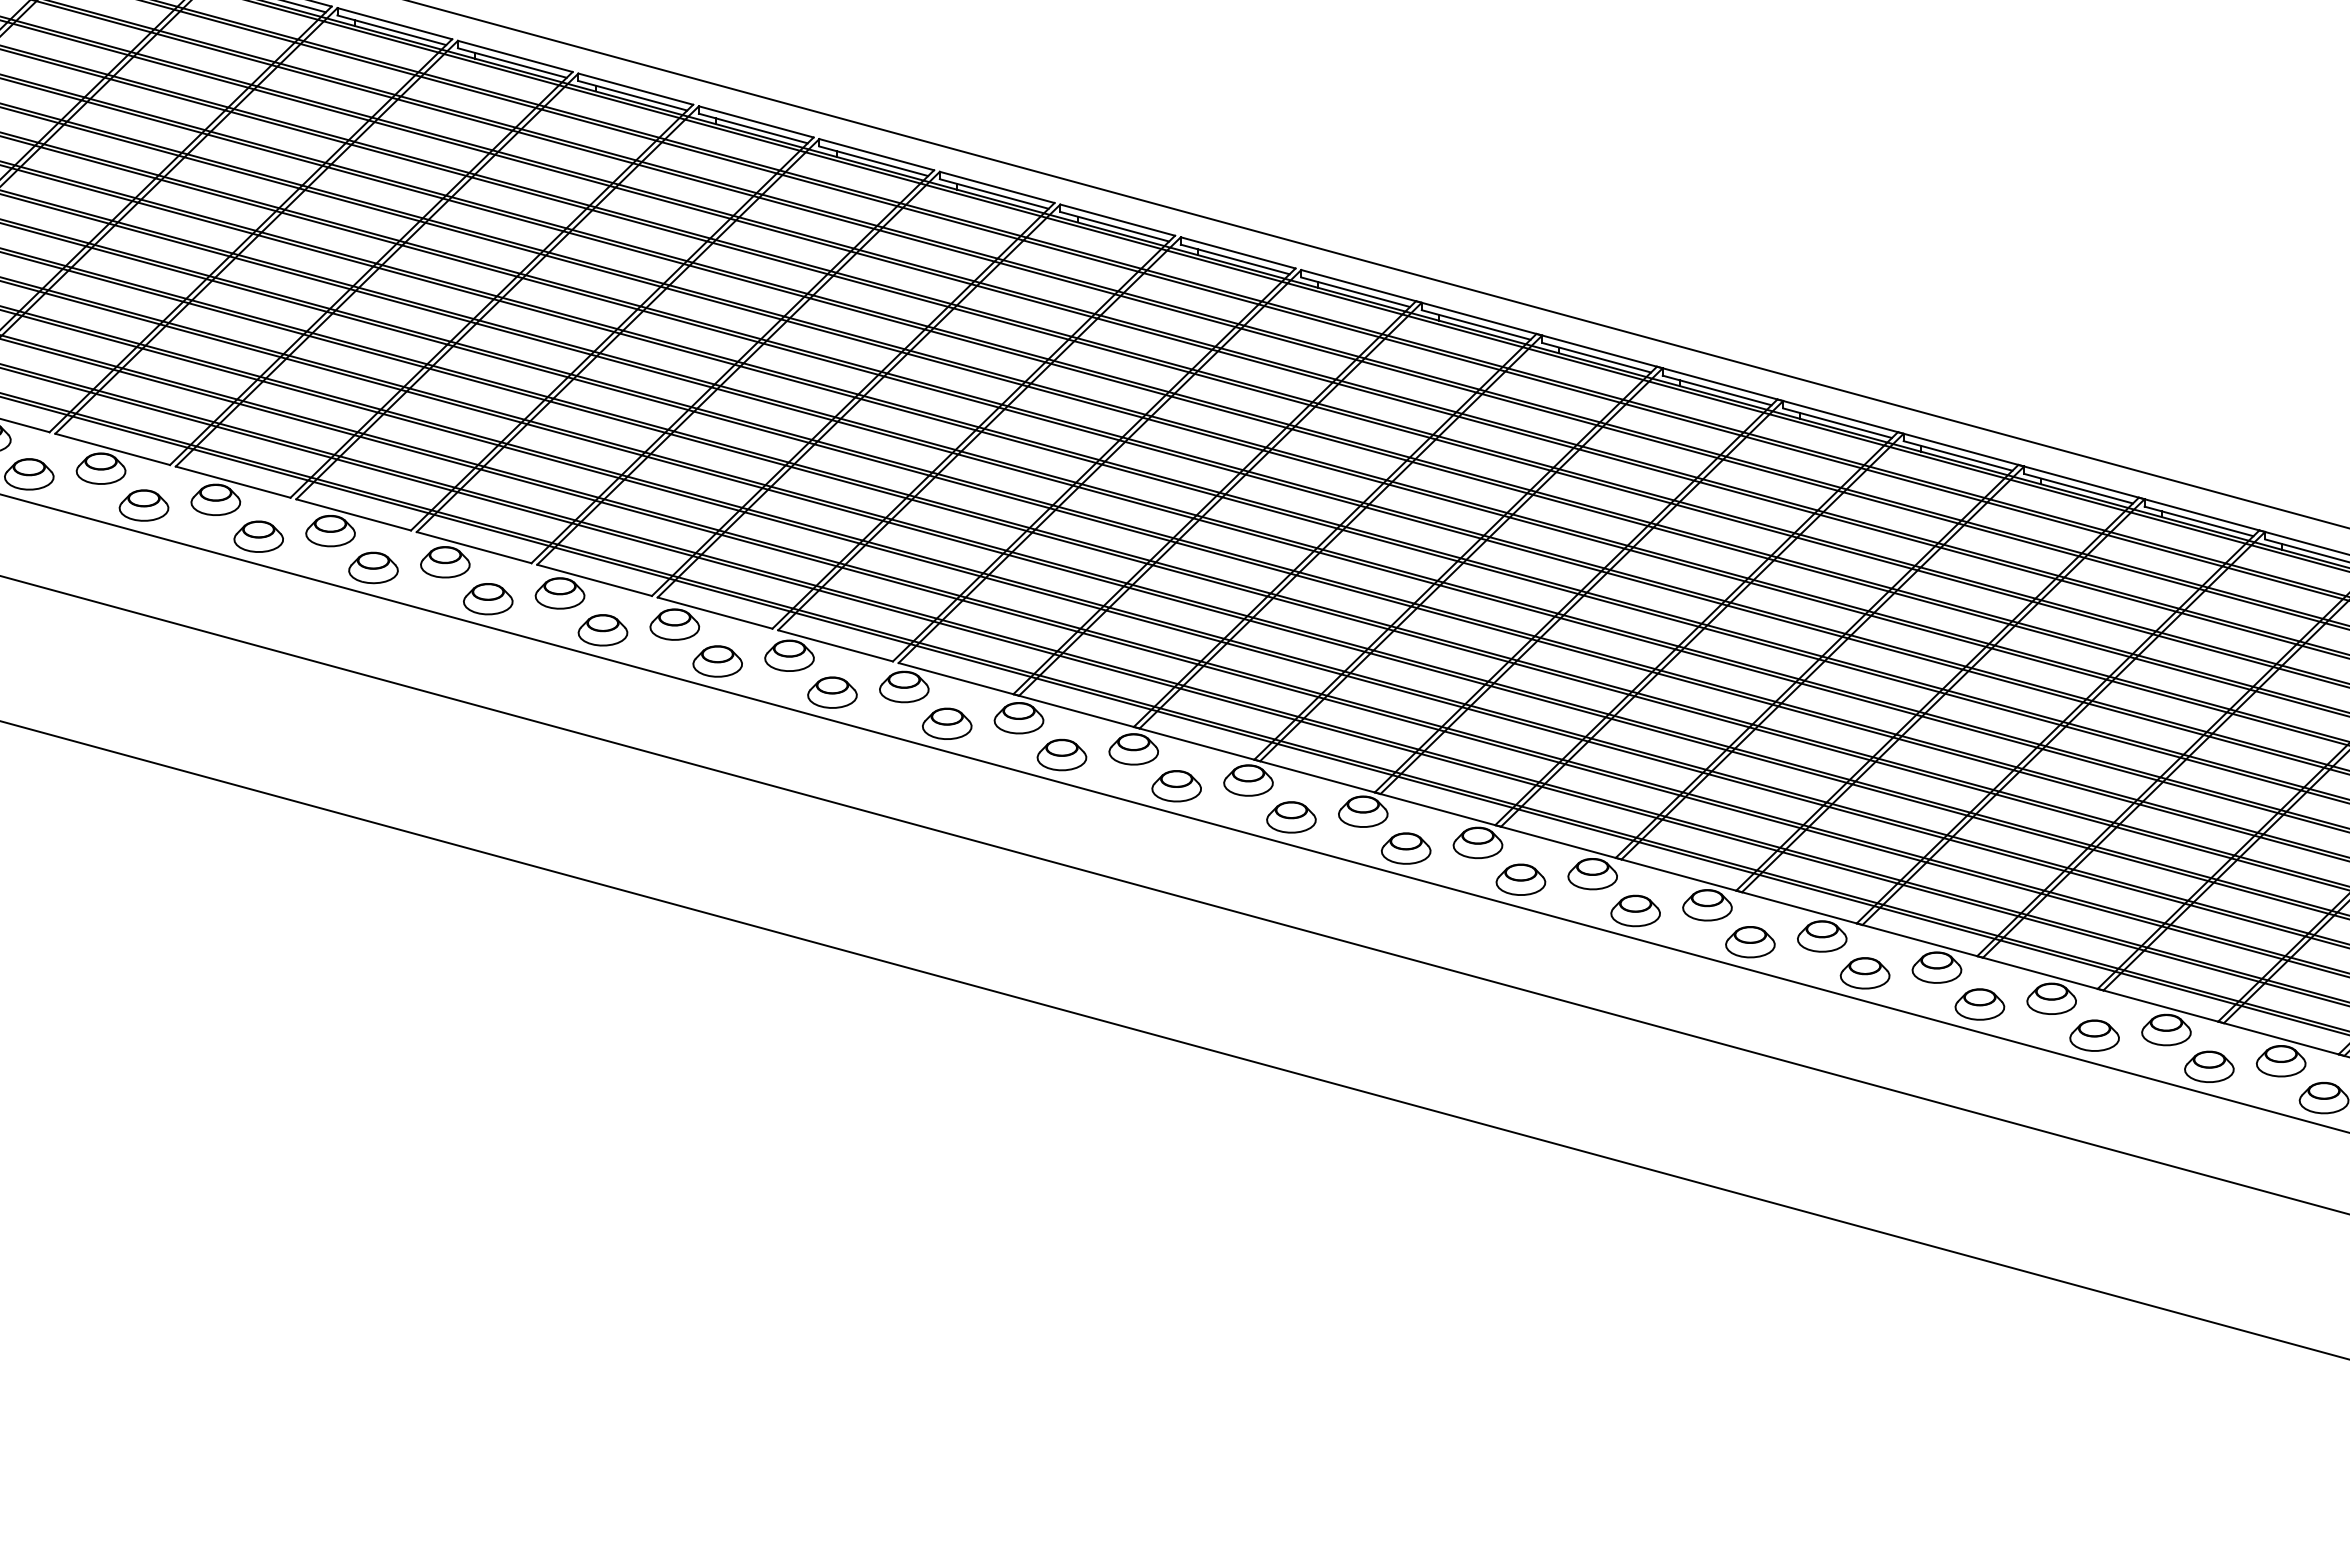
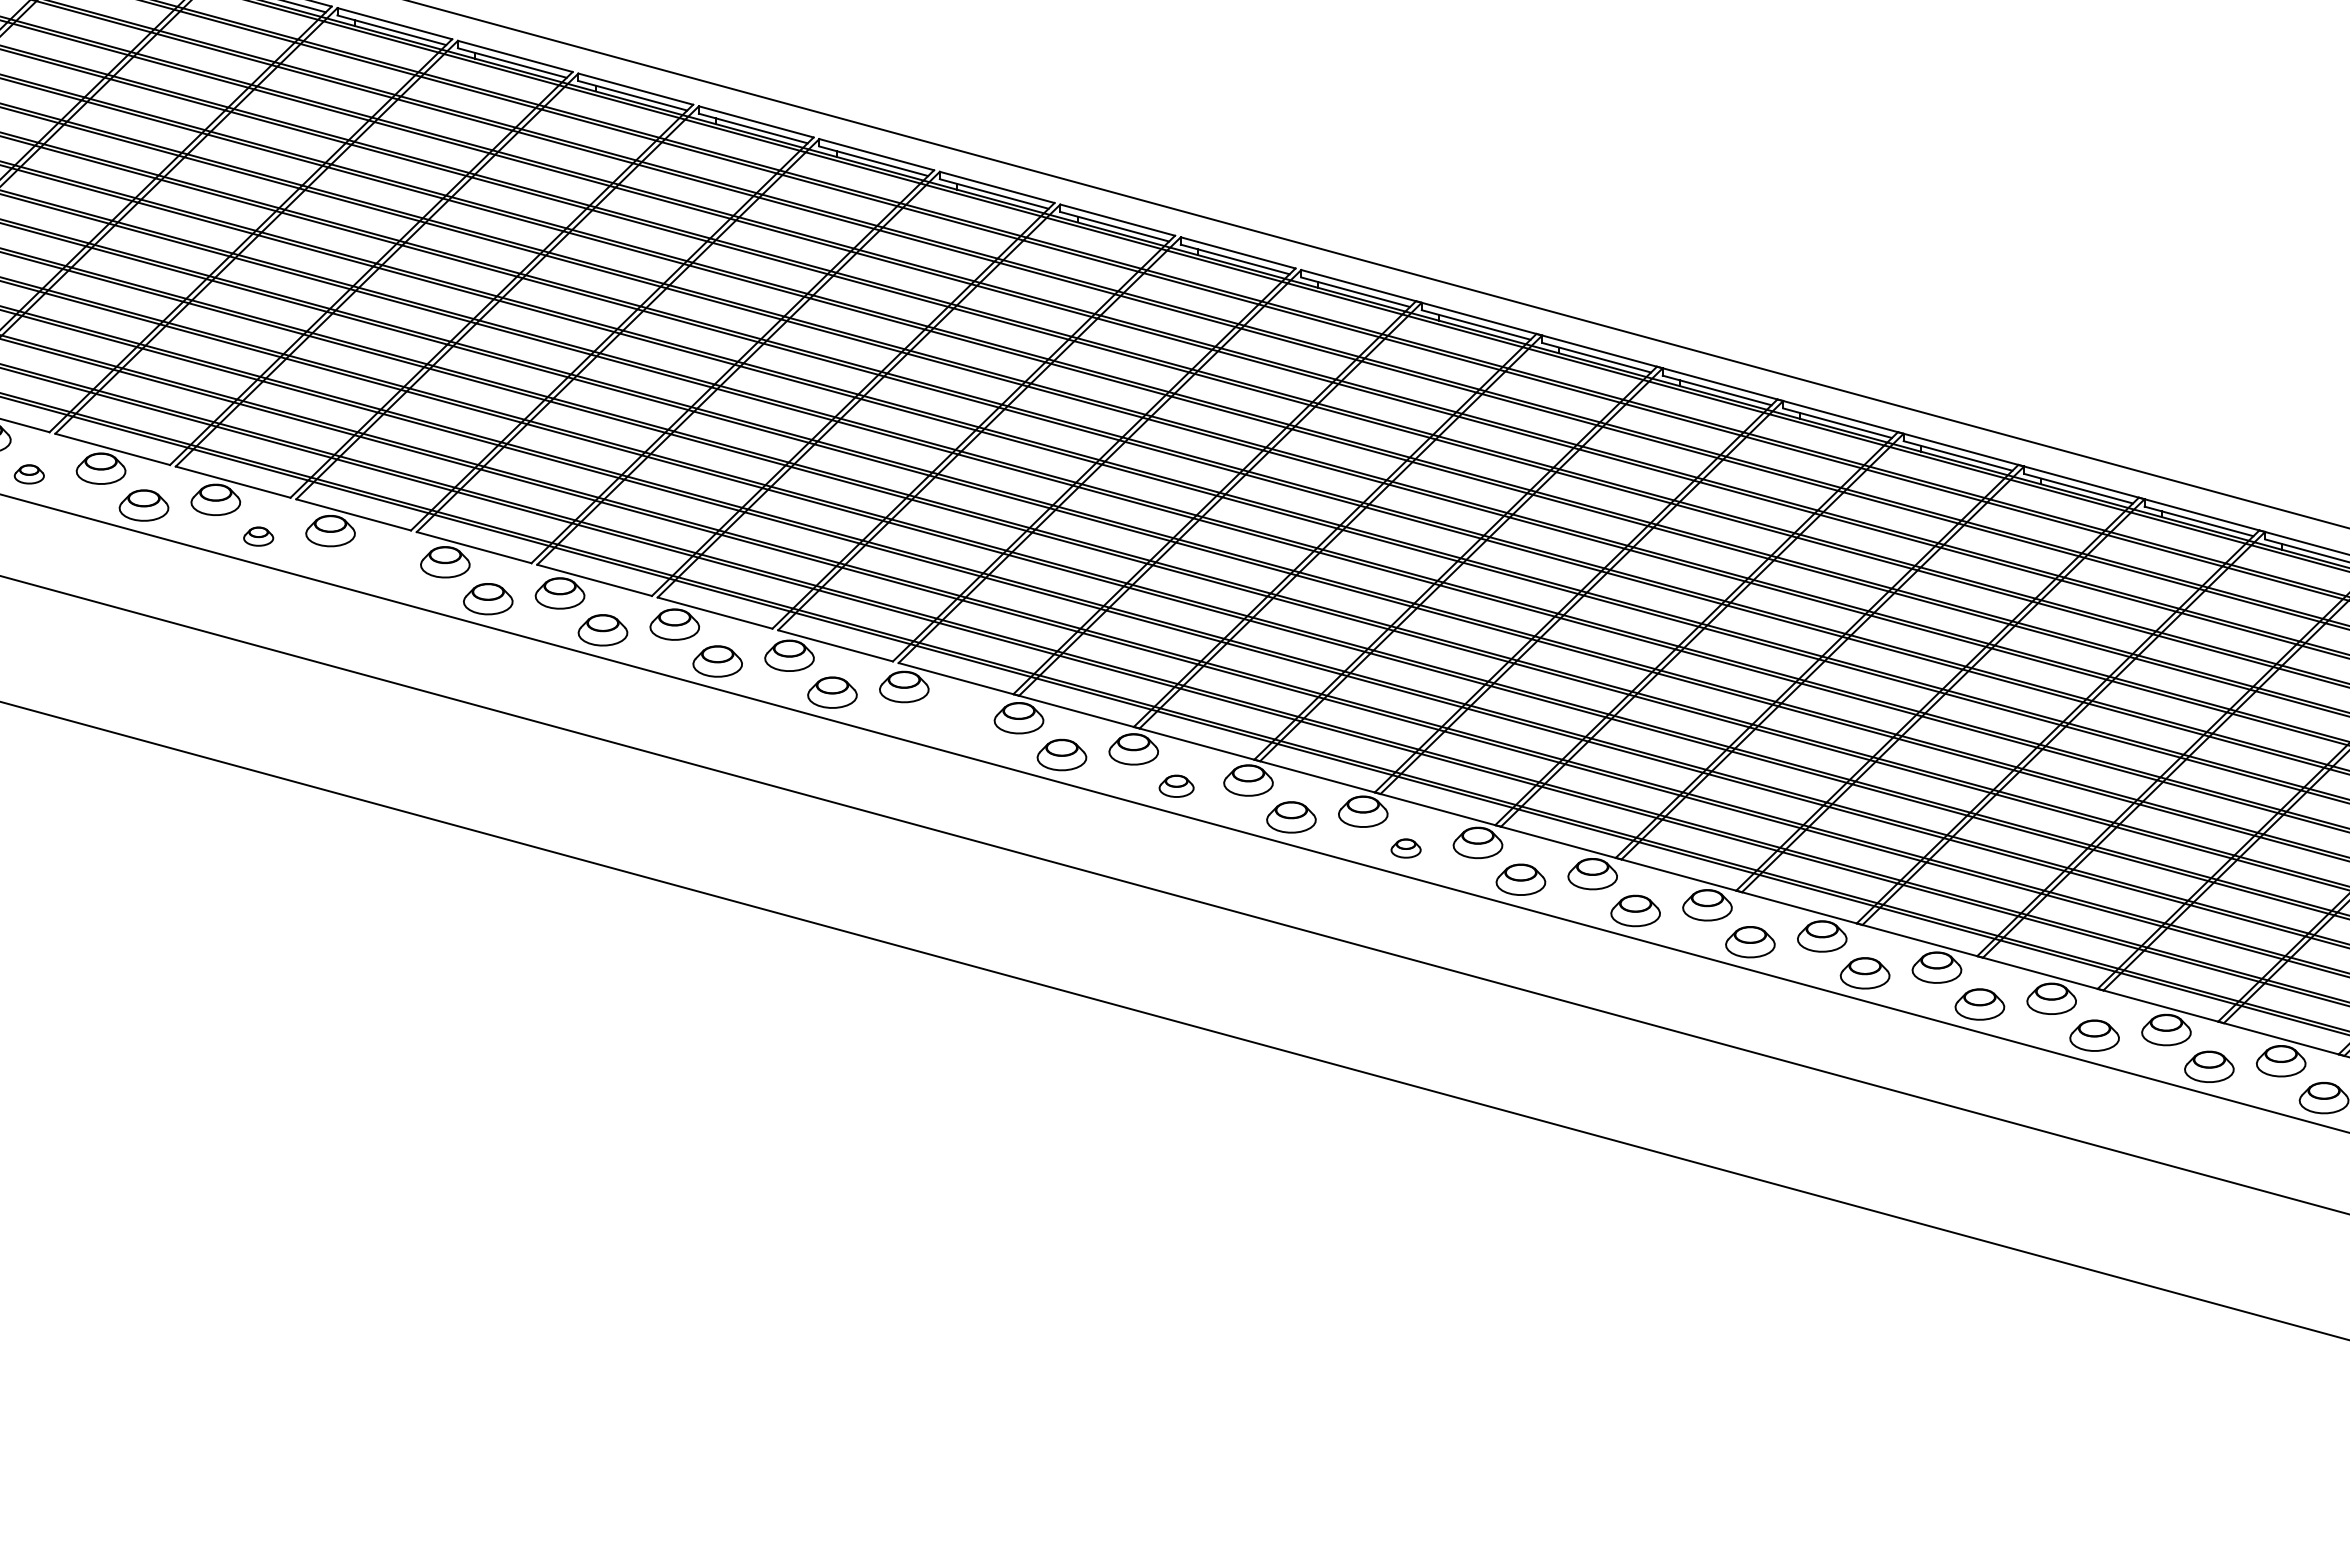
part size: 51x33 px -> 32x21 px (28, 474)
part size: 51x33 px -> 32x21 px (258, 536)
part: present -> none (373, 567)
part: present -> none (947, 723)
part size: 51x33 px -> 37x24 px (1176, 785)
part size: 52x33 px -> 32x21 px (1405, 848)
line position: (1174, 1039) -> (1174, 1020) (1174, 1020)
